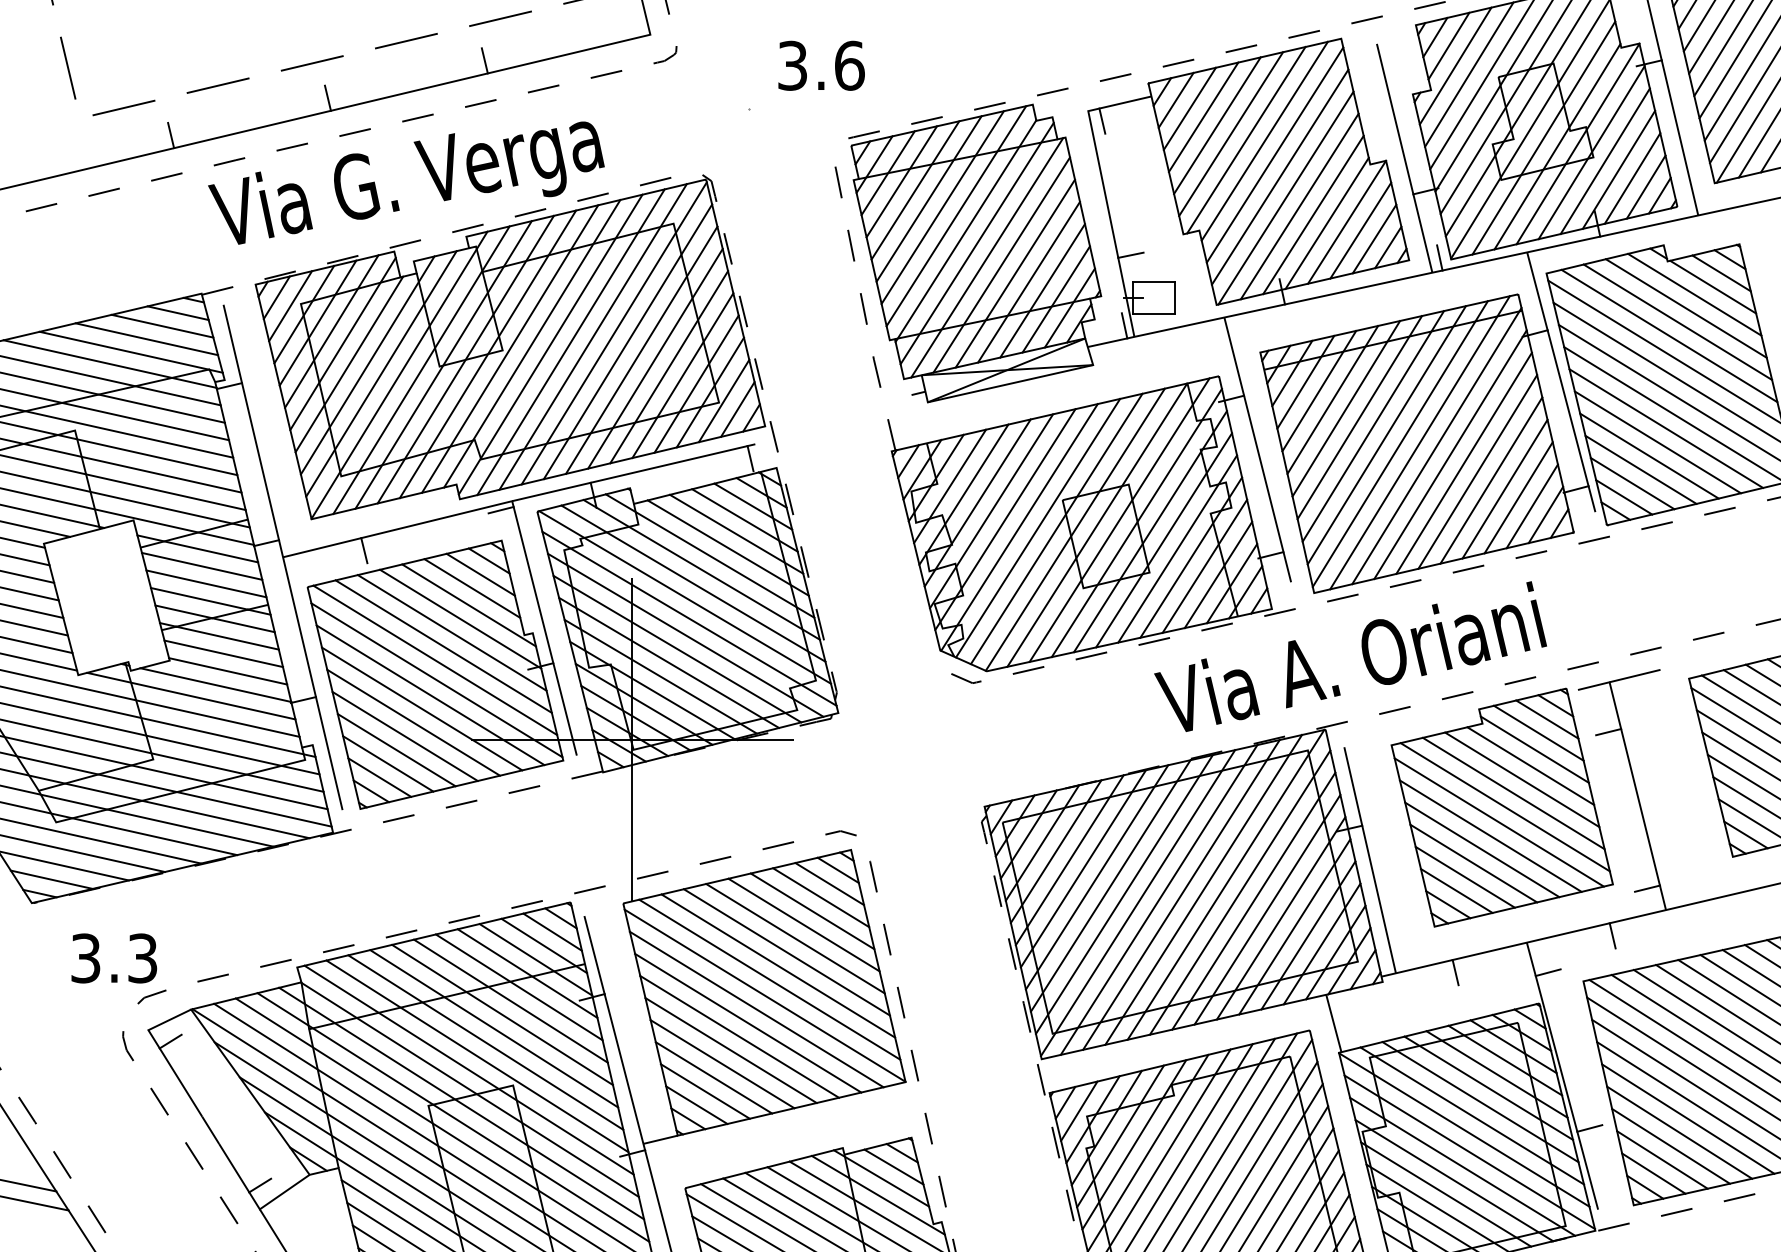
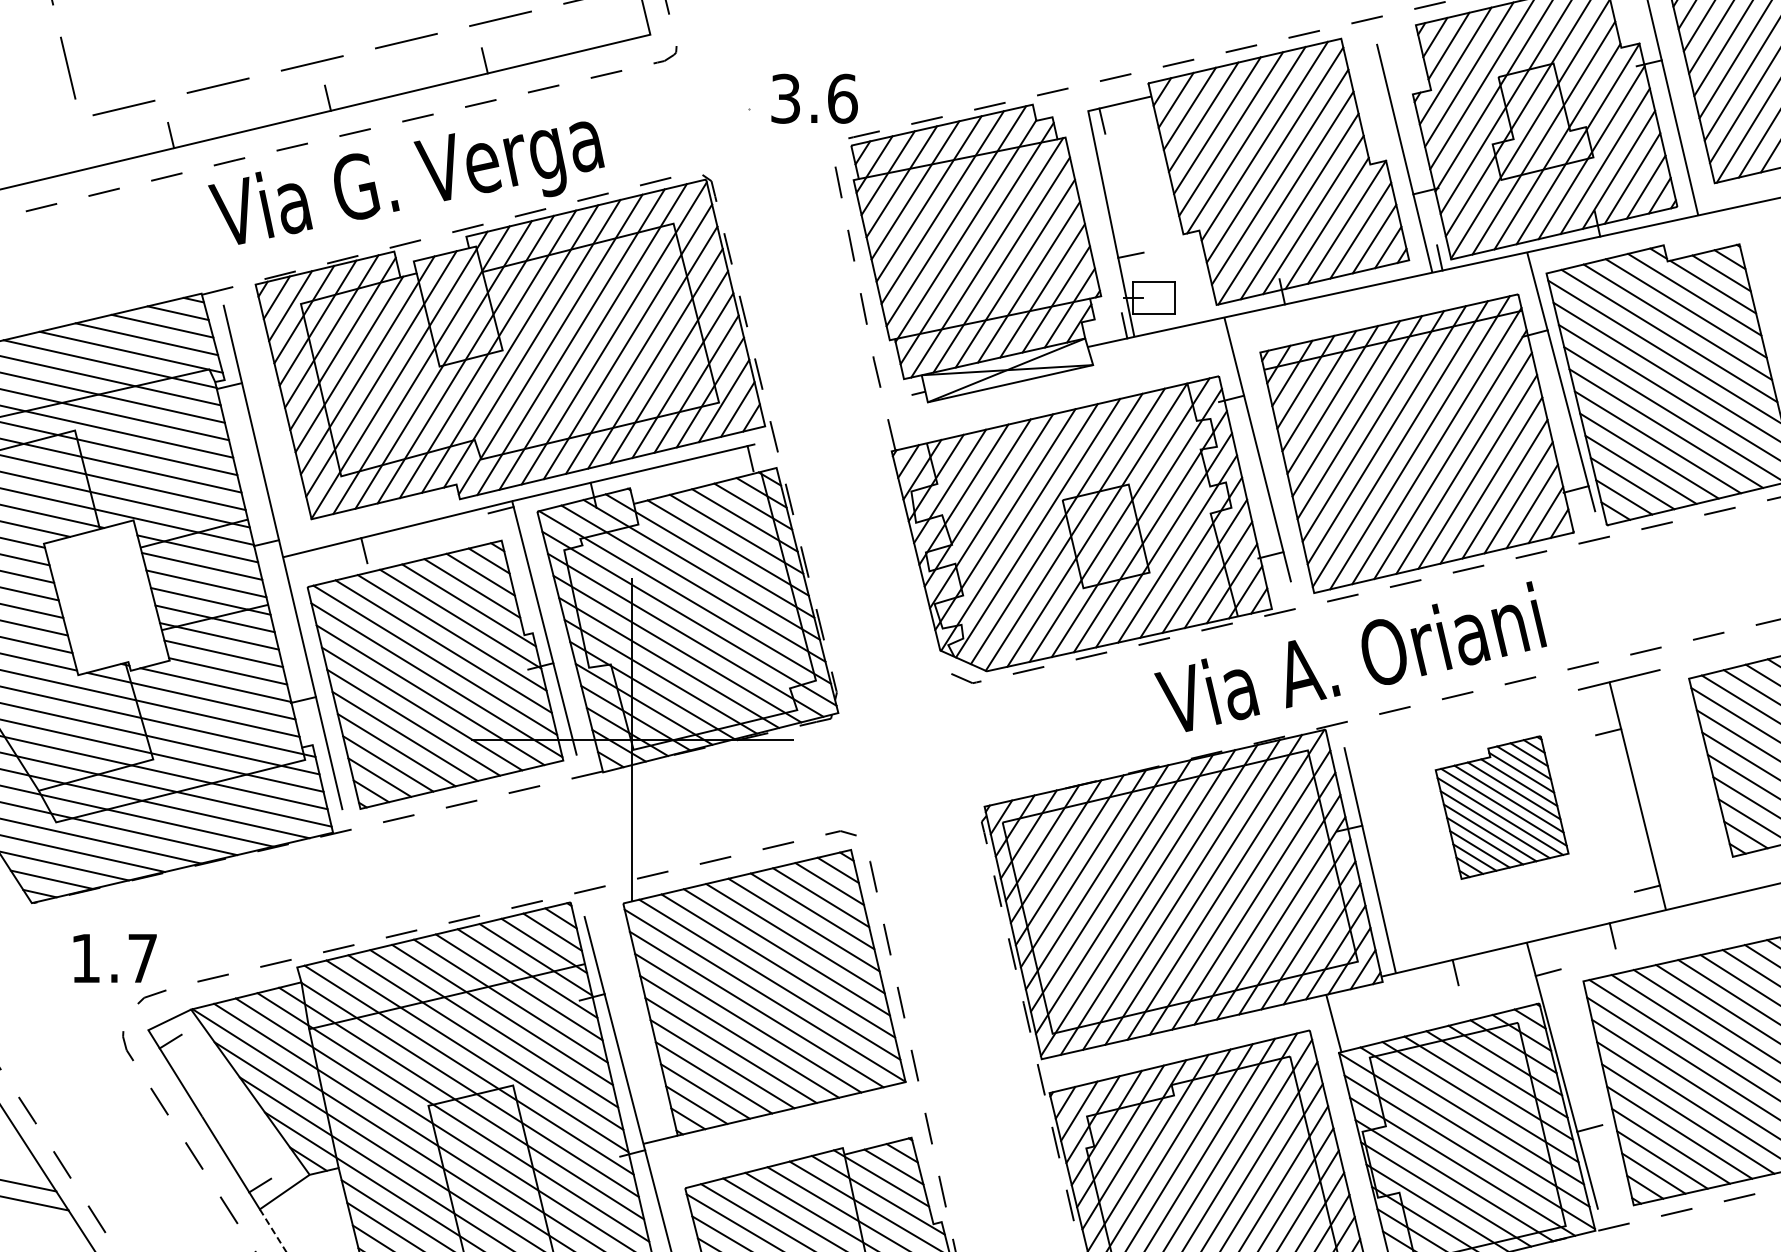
text position: (821, 65) -> (814, 98) (814, 98)
part size: 224x241 px -> 136x145 px (1501, 807)
text: 3.3 -> 1.7 (114, 958)
line: solid -> dashed (273, 1230)
